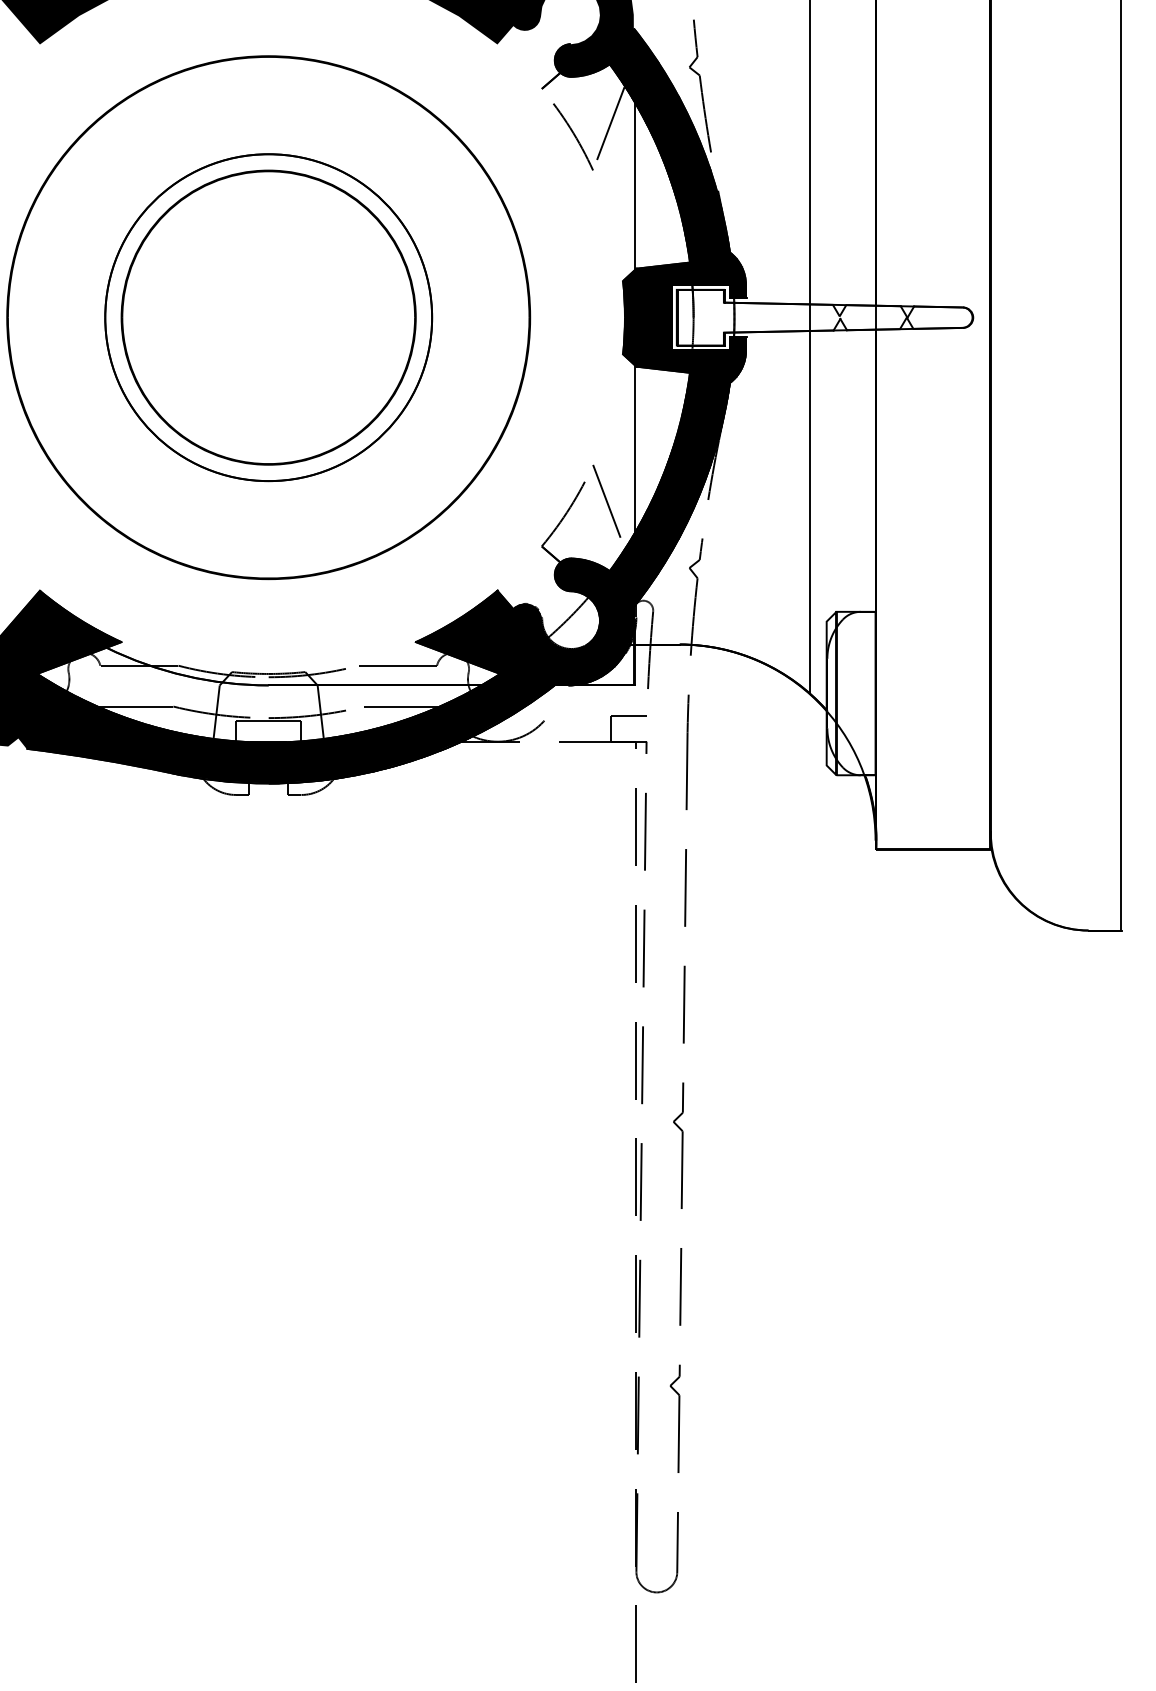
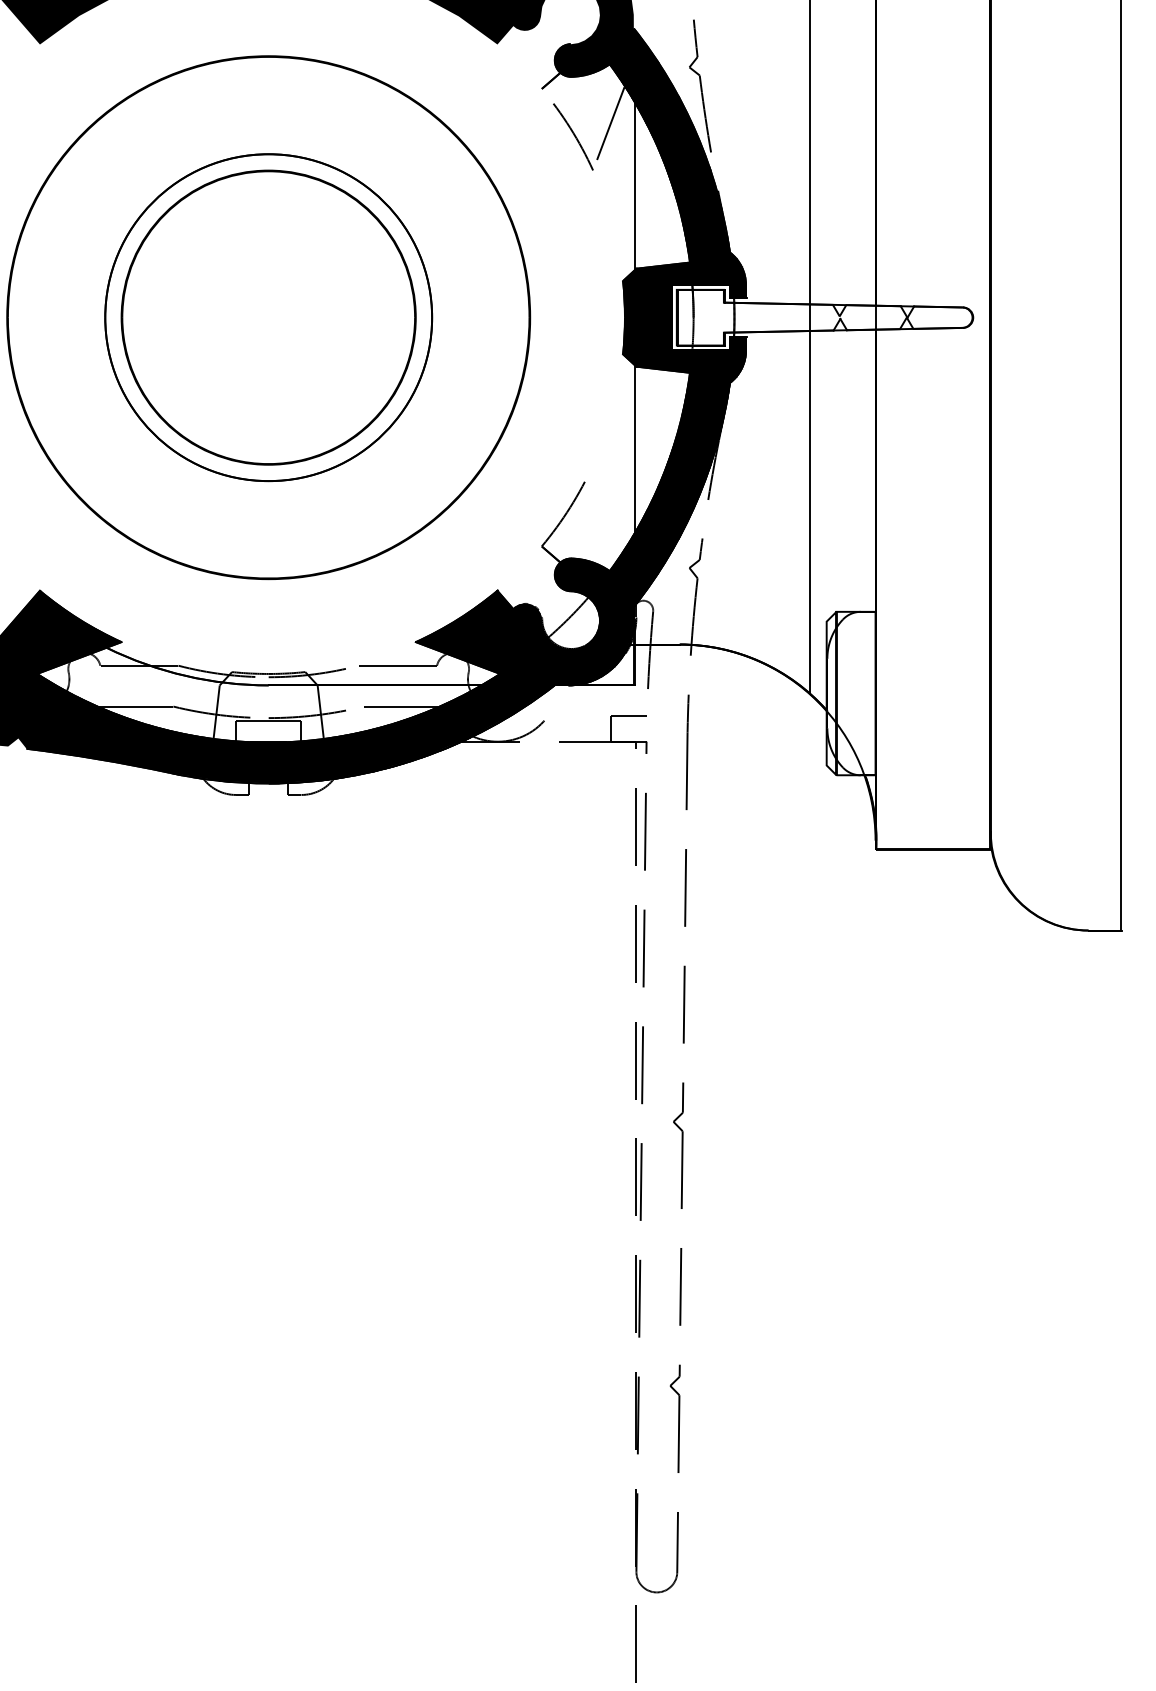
line: present -> none (606, 500)
